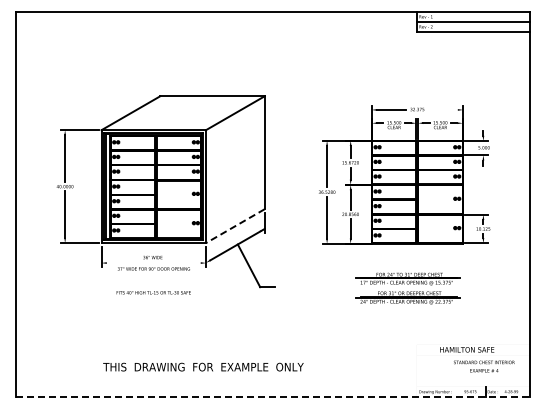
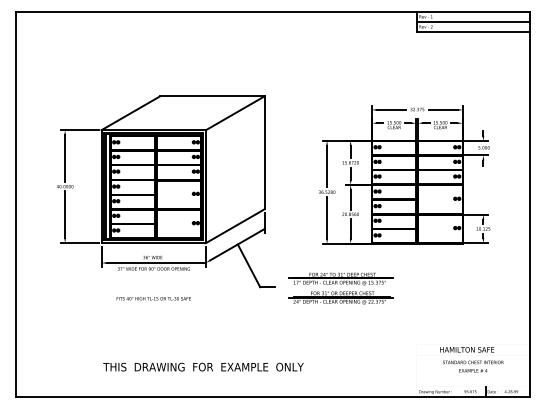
line: none -> present (442, 109)
line: dashed -> solid (235, 226)
line: none -> present (156, 263)
part position: (407, 288) -> (340, 288) (340, 288)
text position: (153, 292) -> (153, 298) (153, 298)
text position: (484, 366) -> (473, 366) (473, 366)
line: dashed -> solid (272, 396)
